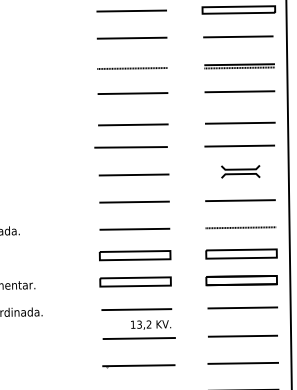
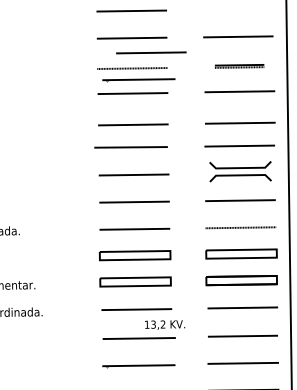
part: present -> none (238, 9)
line: none -> present (151, 52)
part size: 71x7 px -> 51x5 px (239, 66)
part: none -> present (138, 80)
part size: 40x14 px -> 63x22 px (240, 171)
text position: (151, 324) -> (165, 324) (165, 324)
